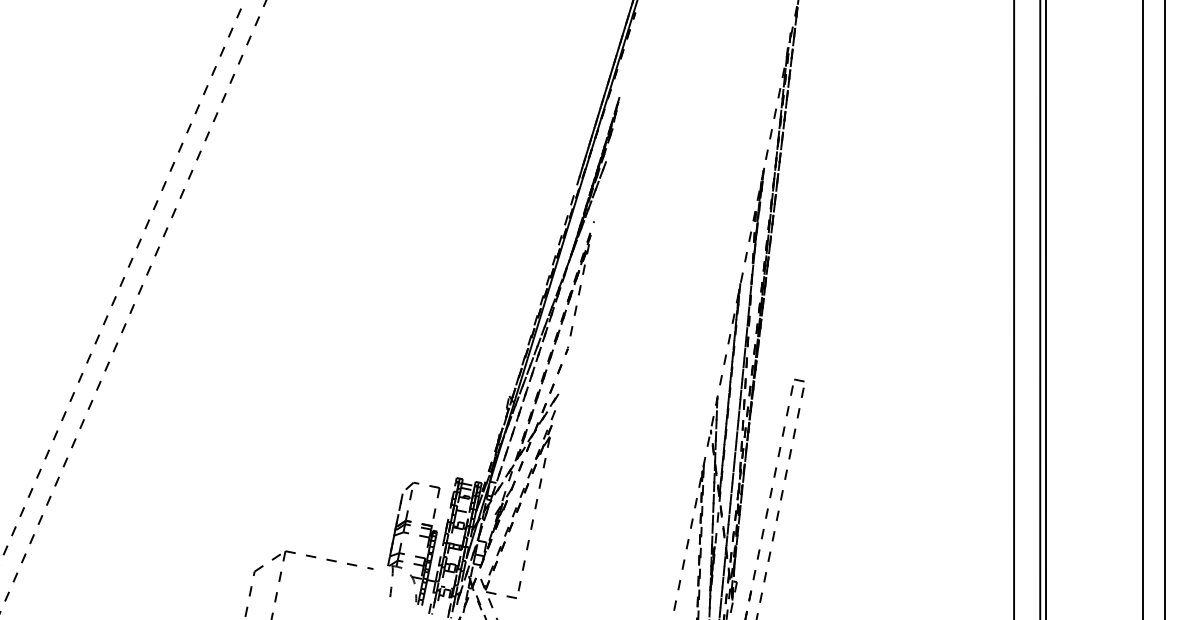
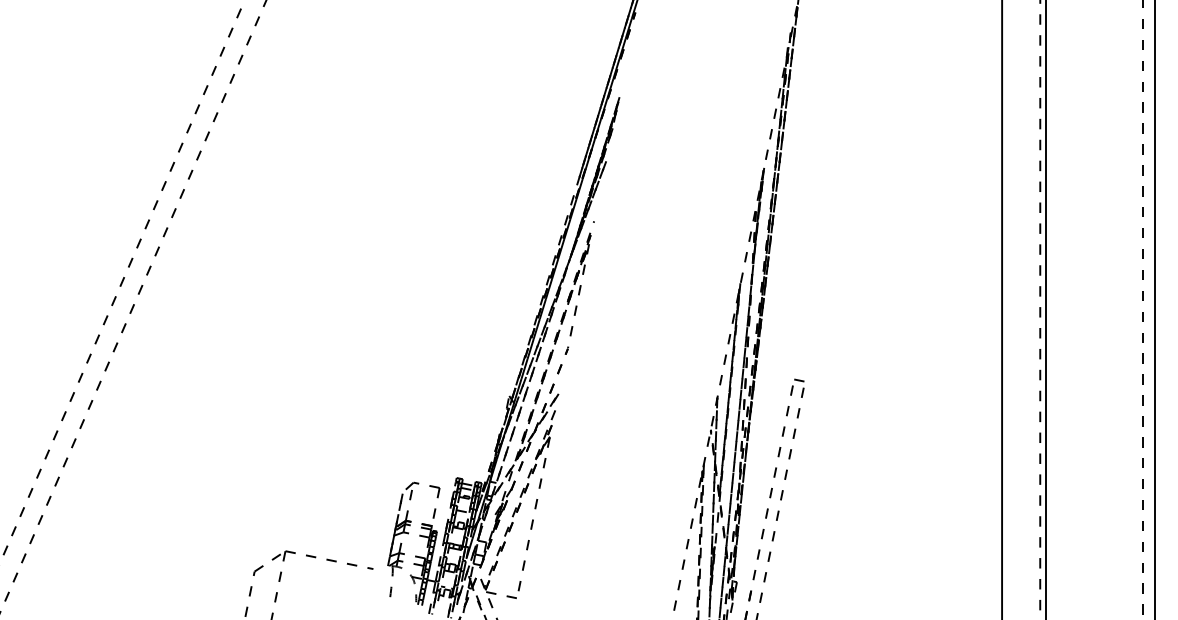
line position: (1014, 309) -> (1002, 309) (1002, 309)
line: solid -> dashed (1040, 309)
line position: (1164, 309) -> (1154, 309) (1154, 309)
line: solid -> dashed (1142, 310)
